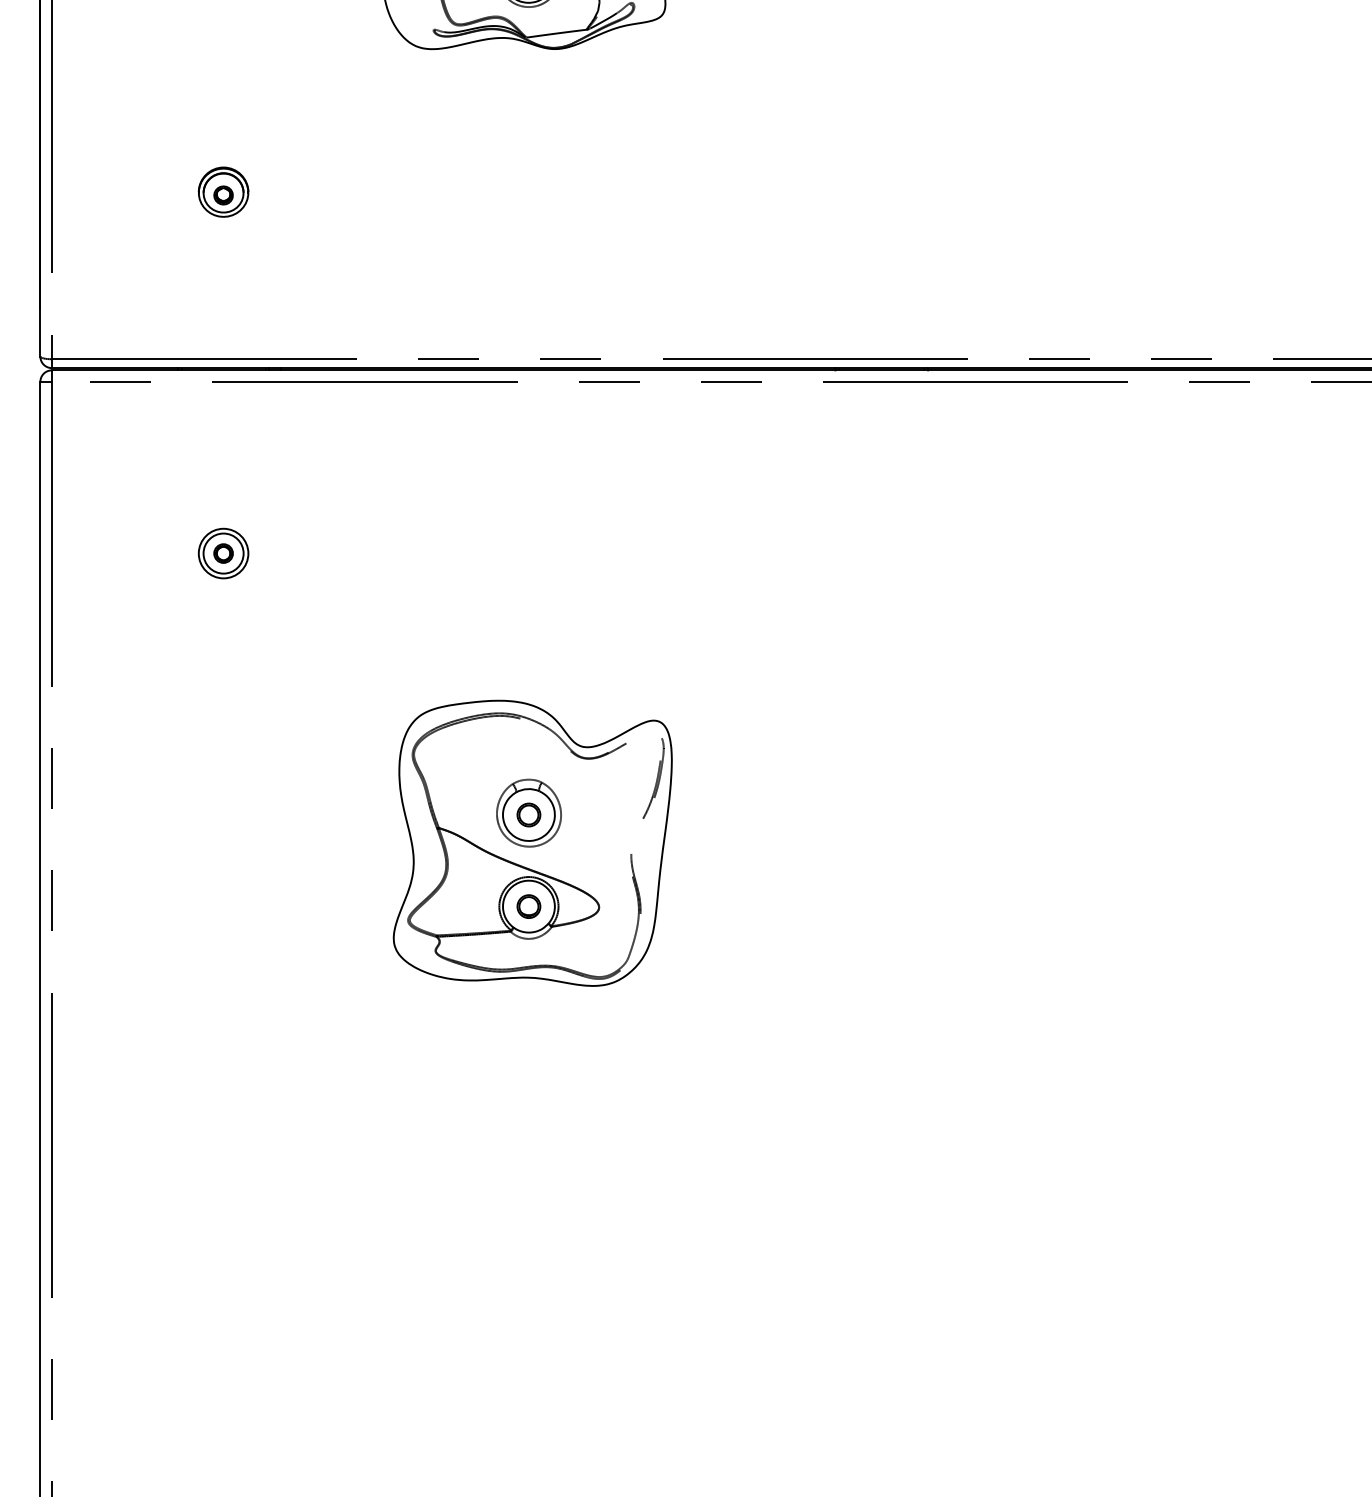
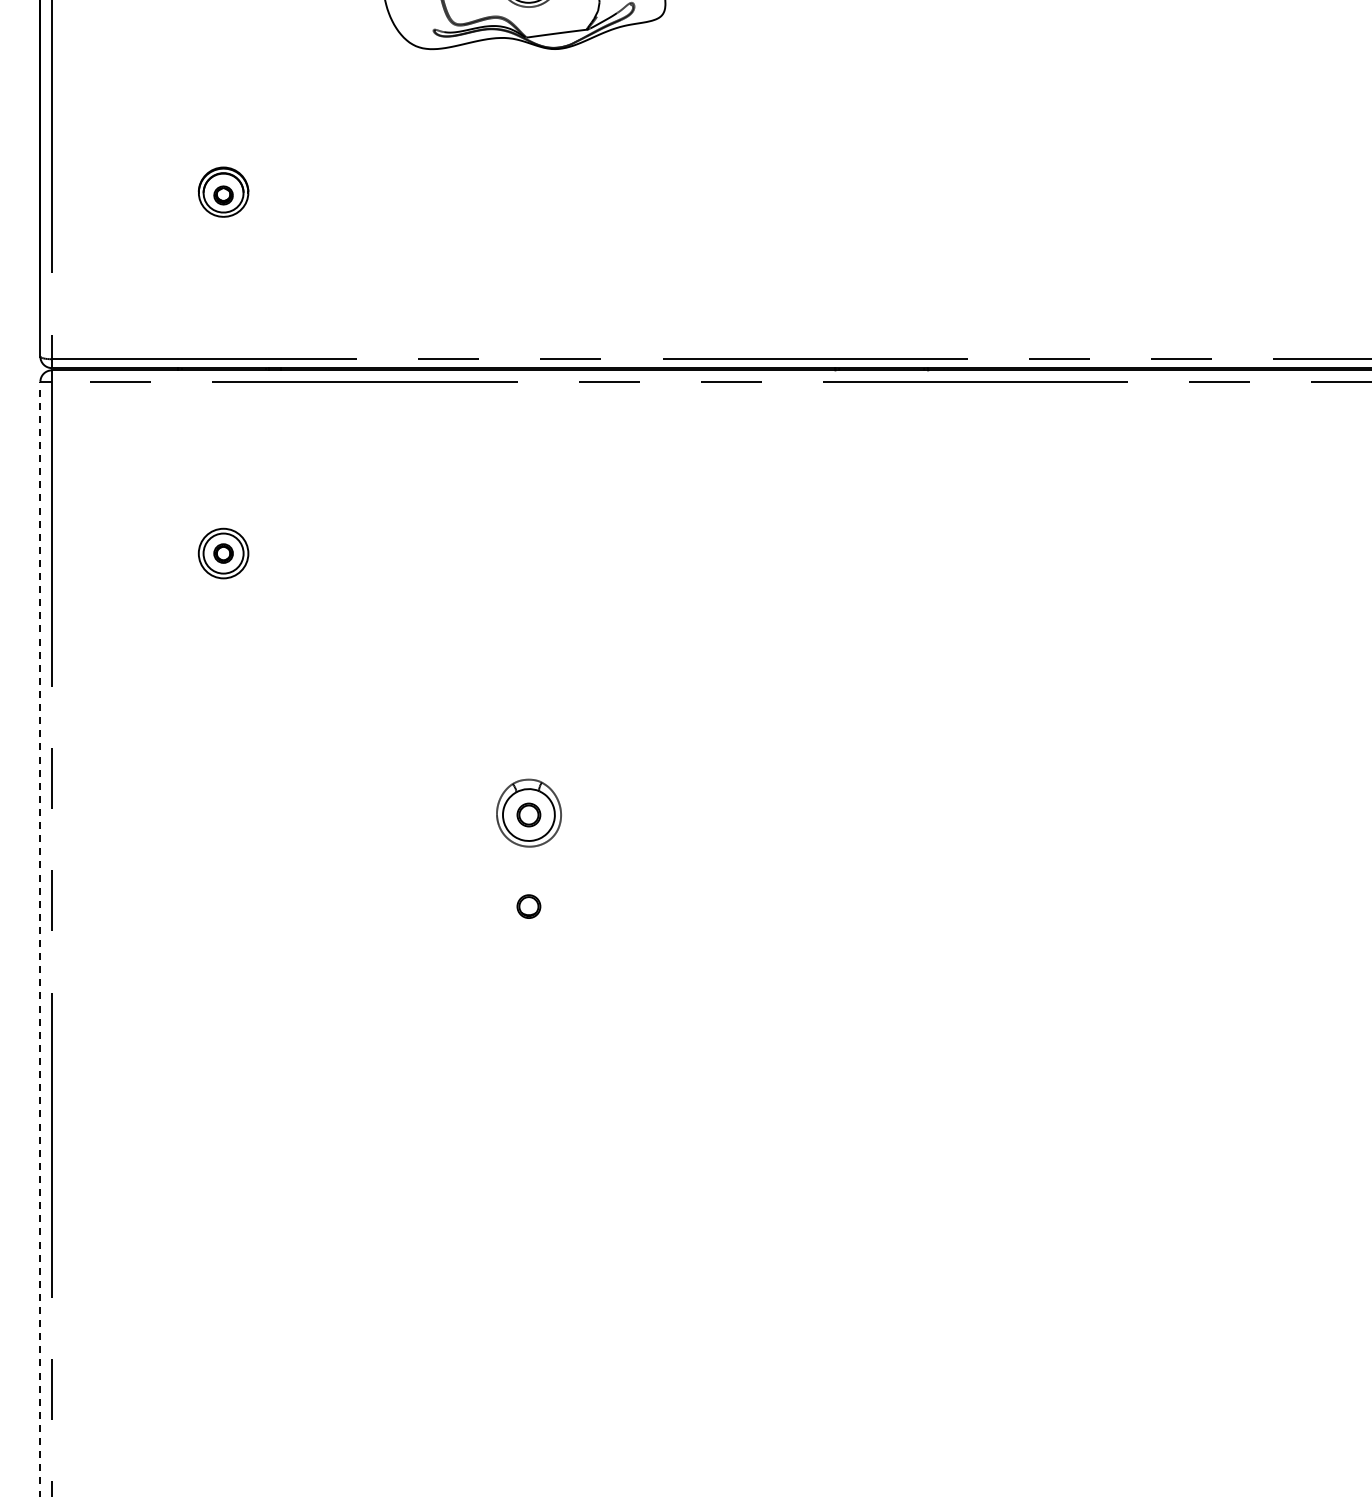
part: present -> none (532, 842)
line: solid -> dashed (40, 938)
